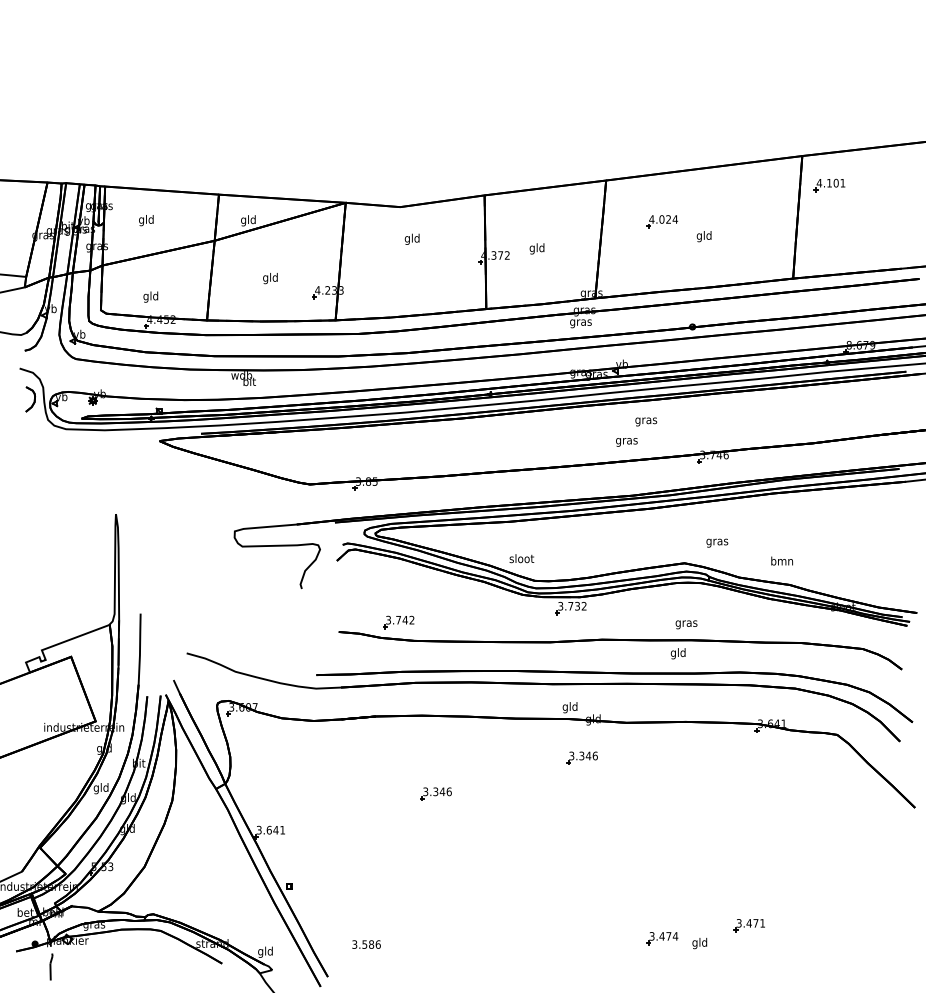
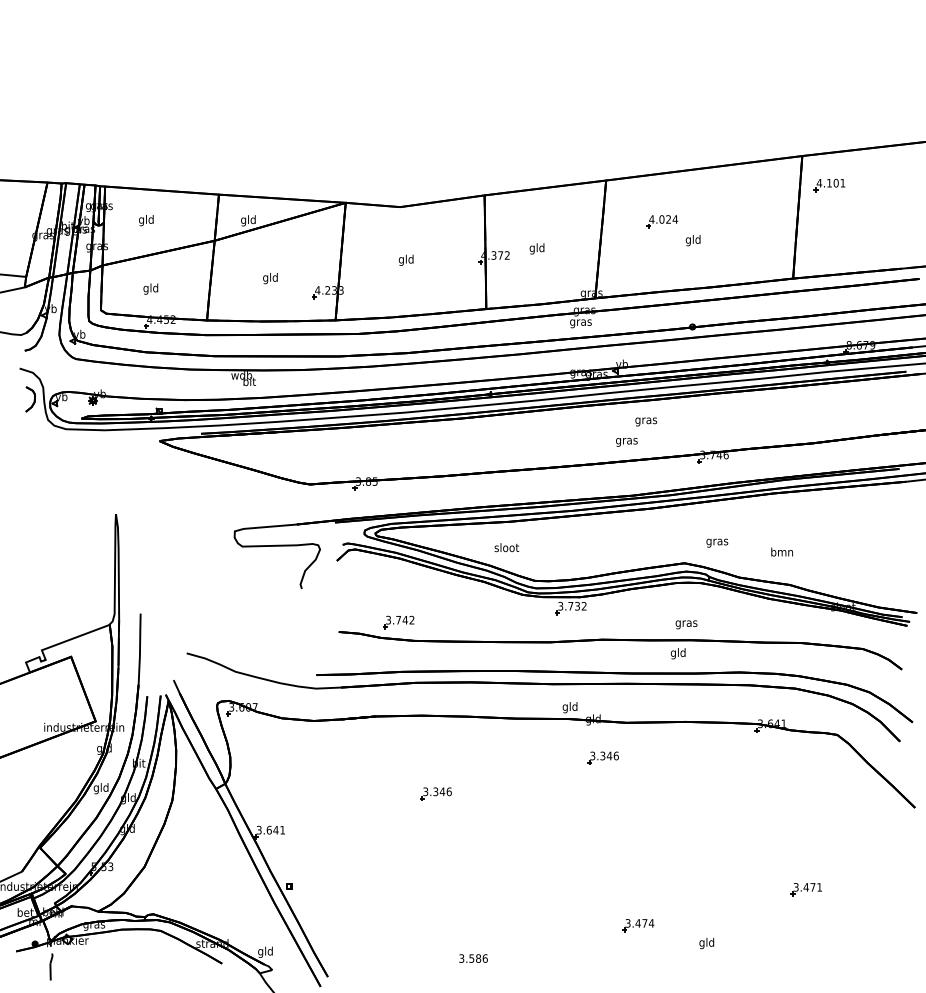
text position: (703, 236) -> (692, 240) (692, 240)
text position: (411, 238) -> (405, 259) (405, 259)
text position: (150, 296) -> (150, 288) (150, 288)
text position: (521, 558) -> (506, 547) (506, 547)
text position: (781, 560) -> (781, 551) (781, 551)
part position: (581, 757) -> (602, 757) (602, 757)
part position: (748, 925) -> (805, 889) (805, 889)
part position: (662, 938) -> (638, 925) (638, 925)
text position: (699, 943) -> (706, 943) (706, 943)
text position: (366, 944) -> (473, 958) (473, 958)
